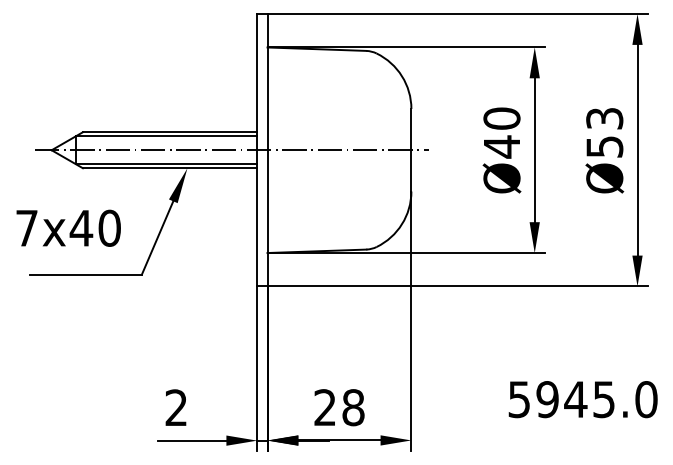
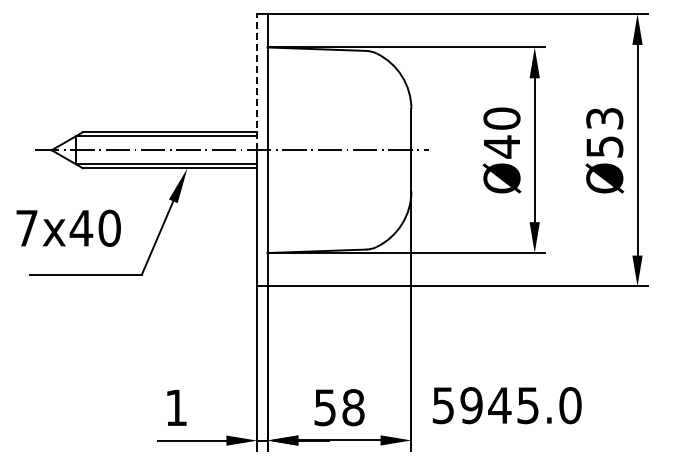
line: solid -> dashed (257, 81)
text position: (582, 399) -> (506, 405) (506, 405)
text: 2 -> 1 (175, 407)
text: 28 -> 58 (324, 407)
